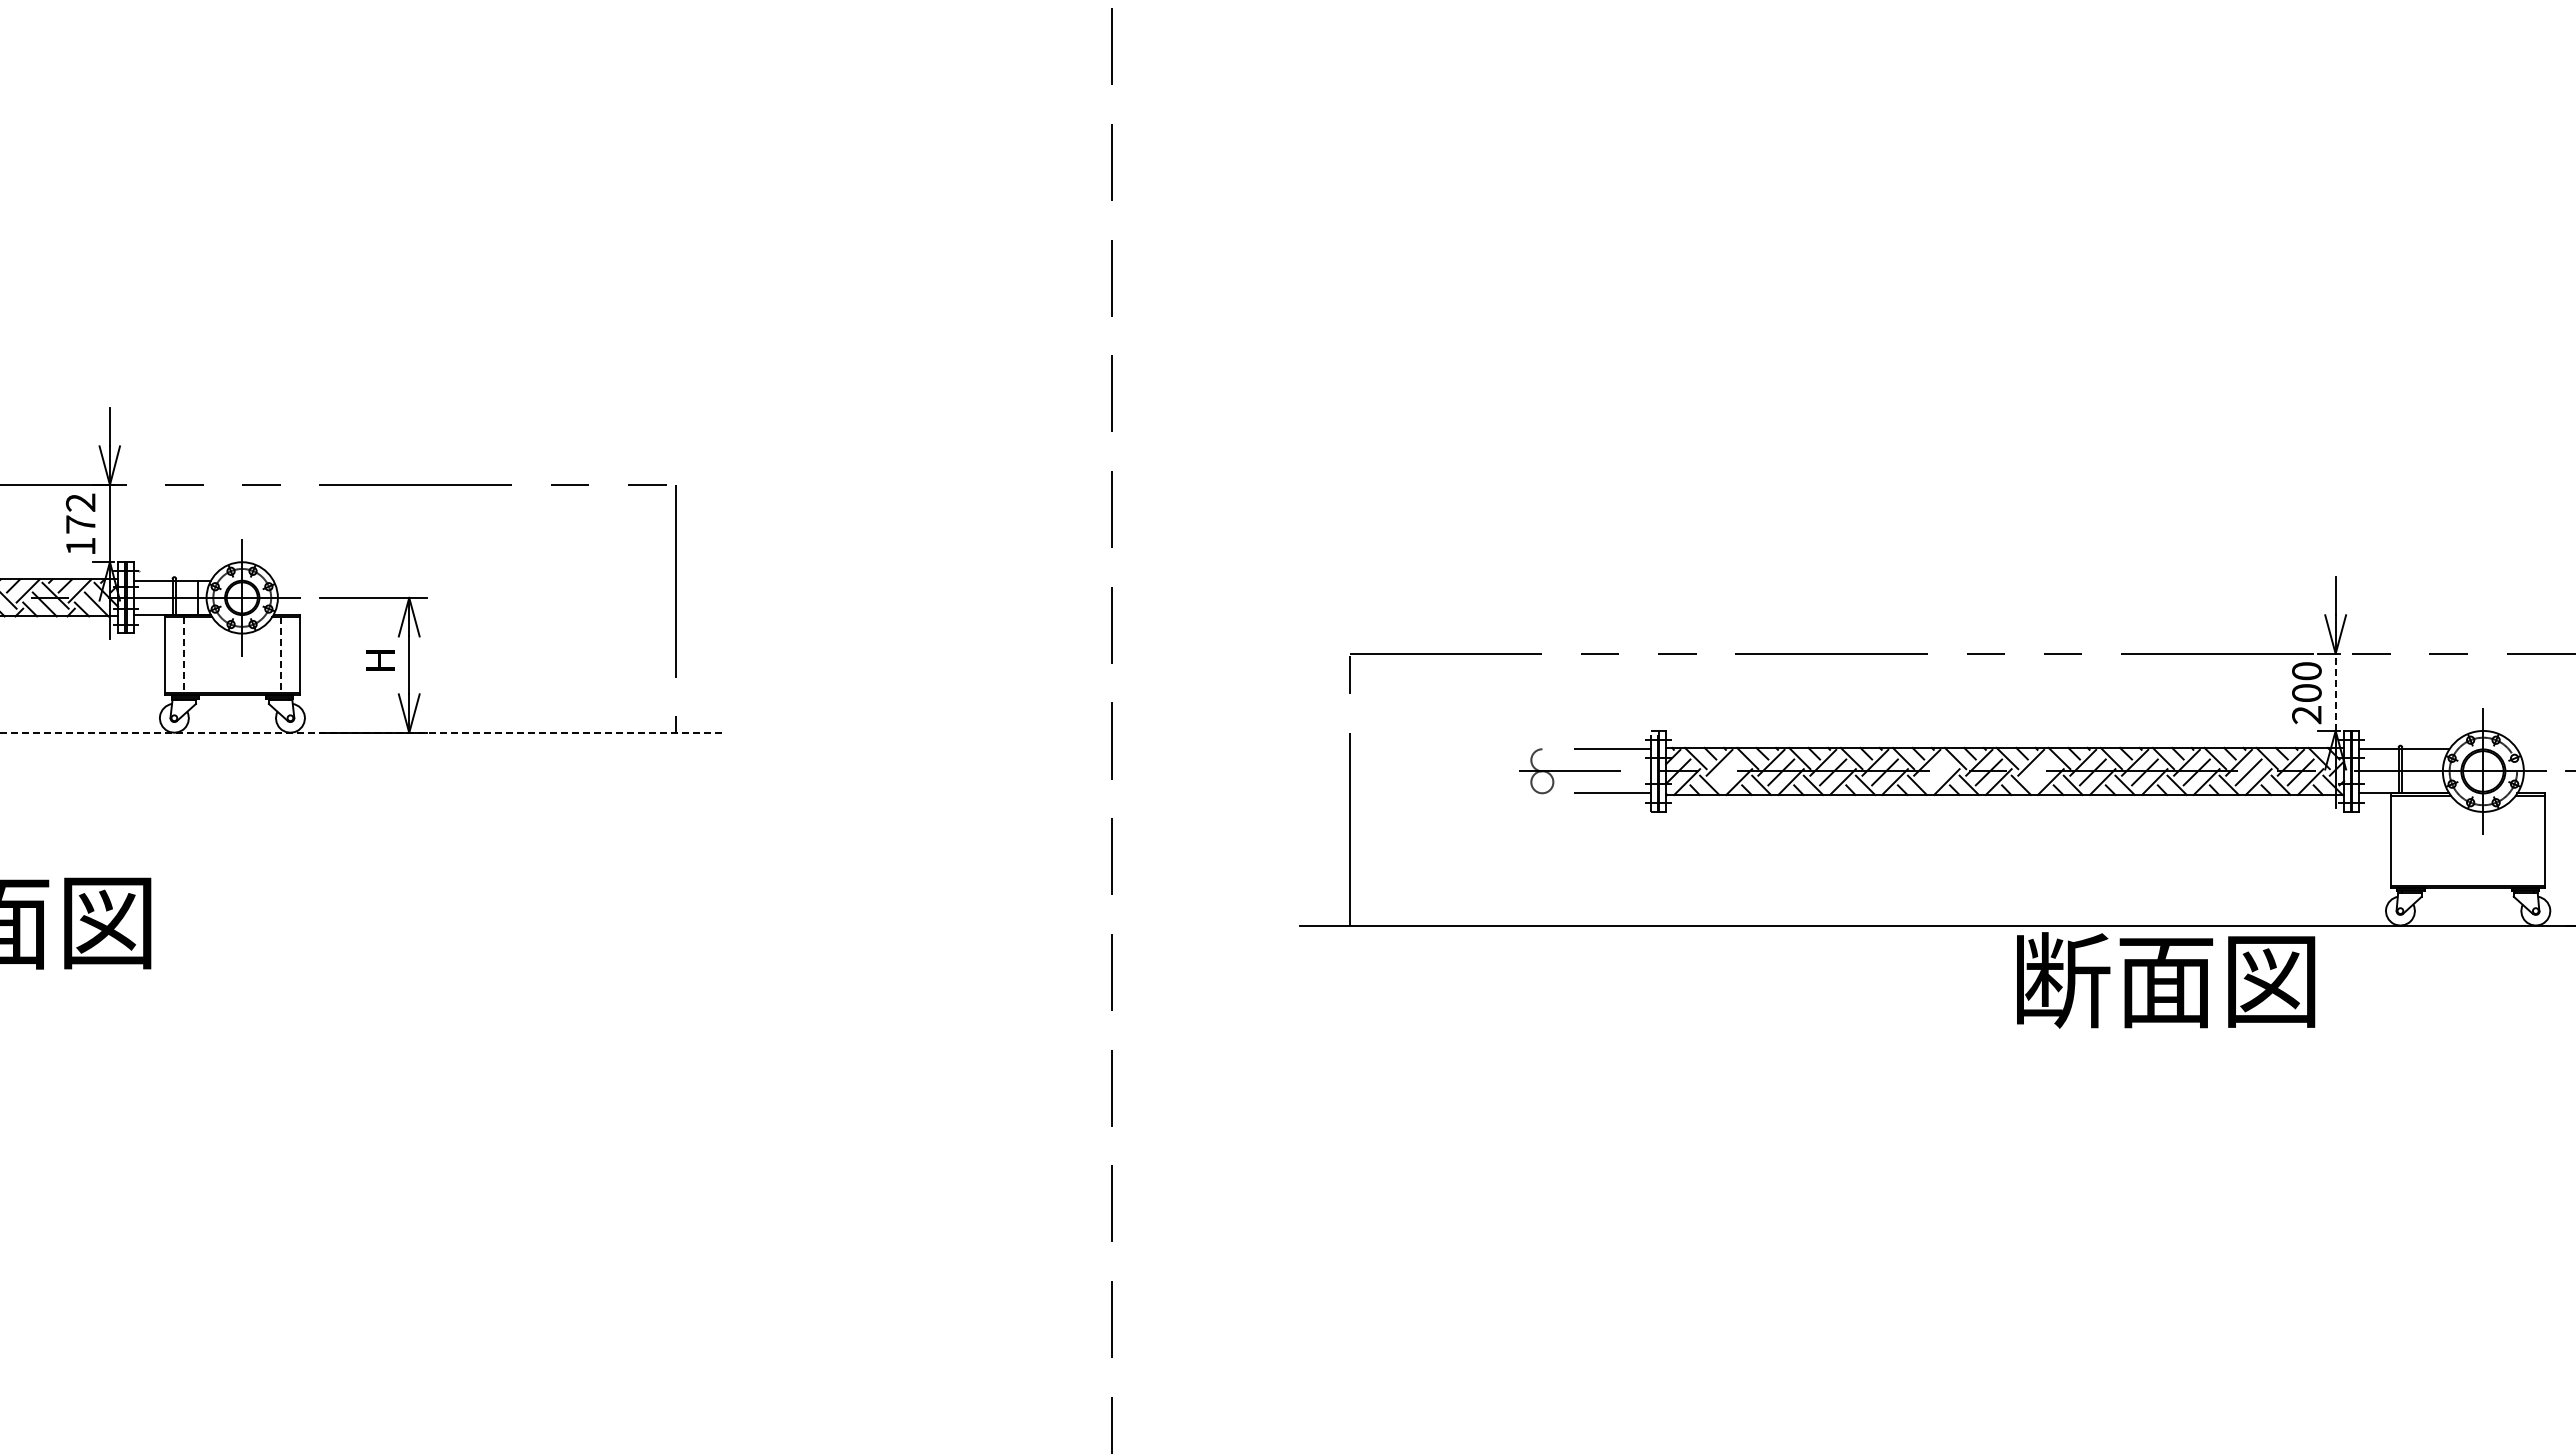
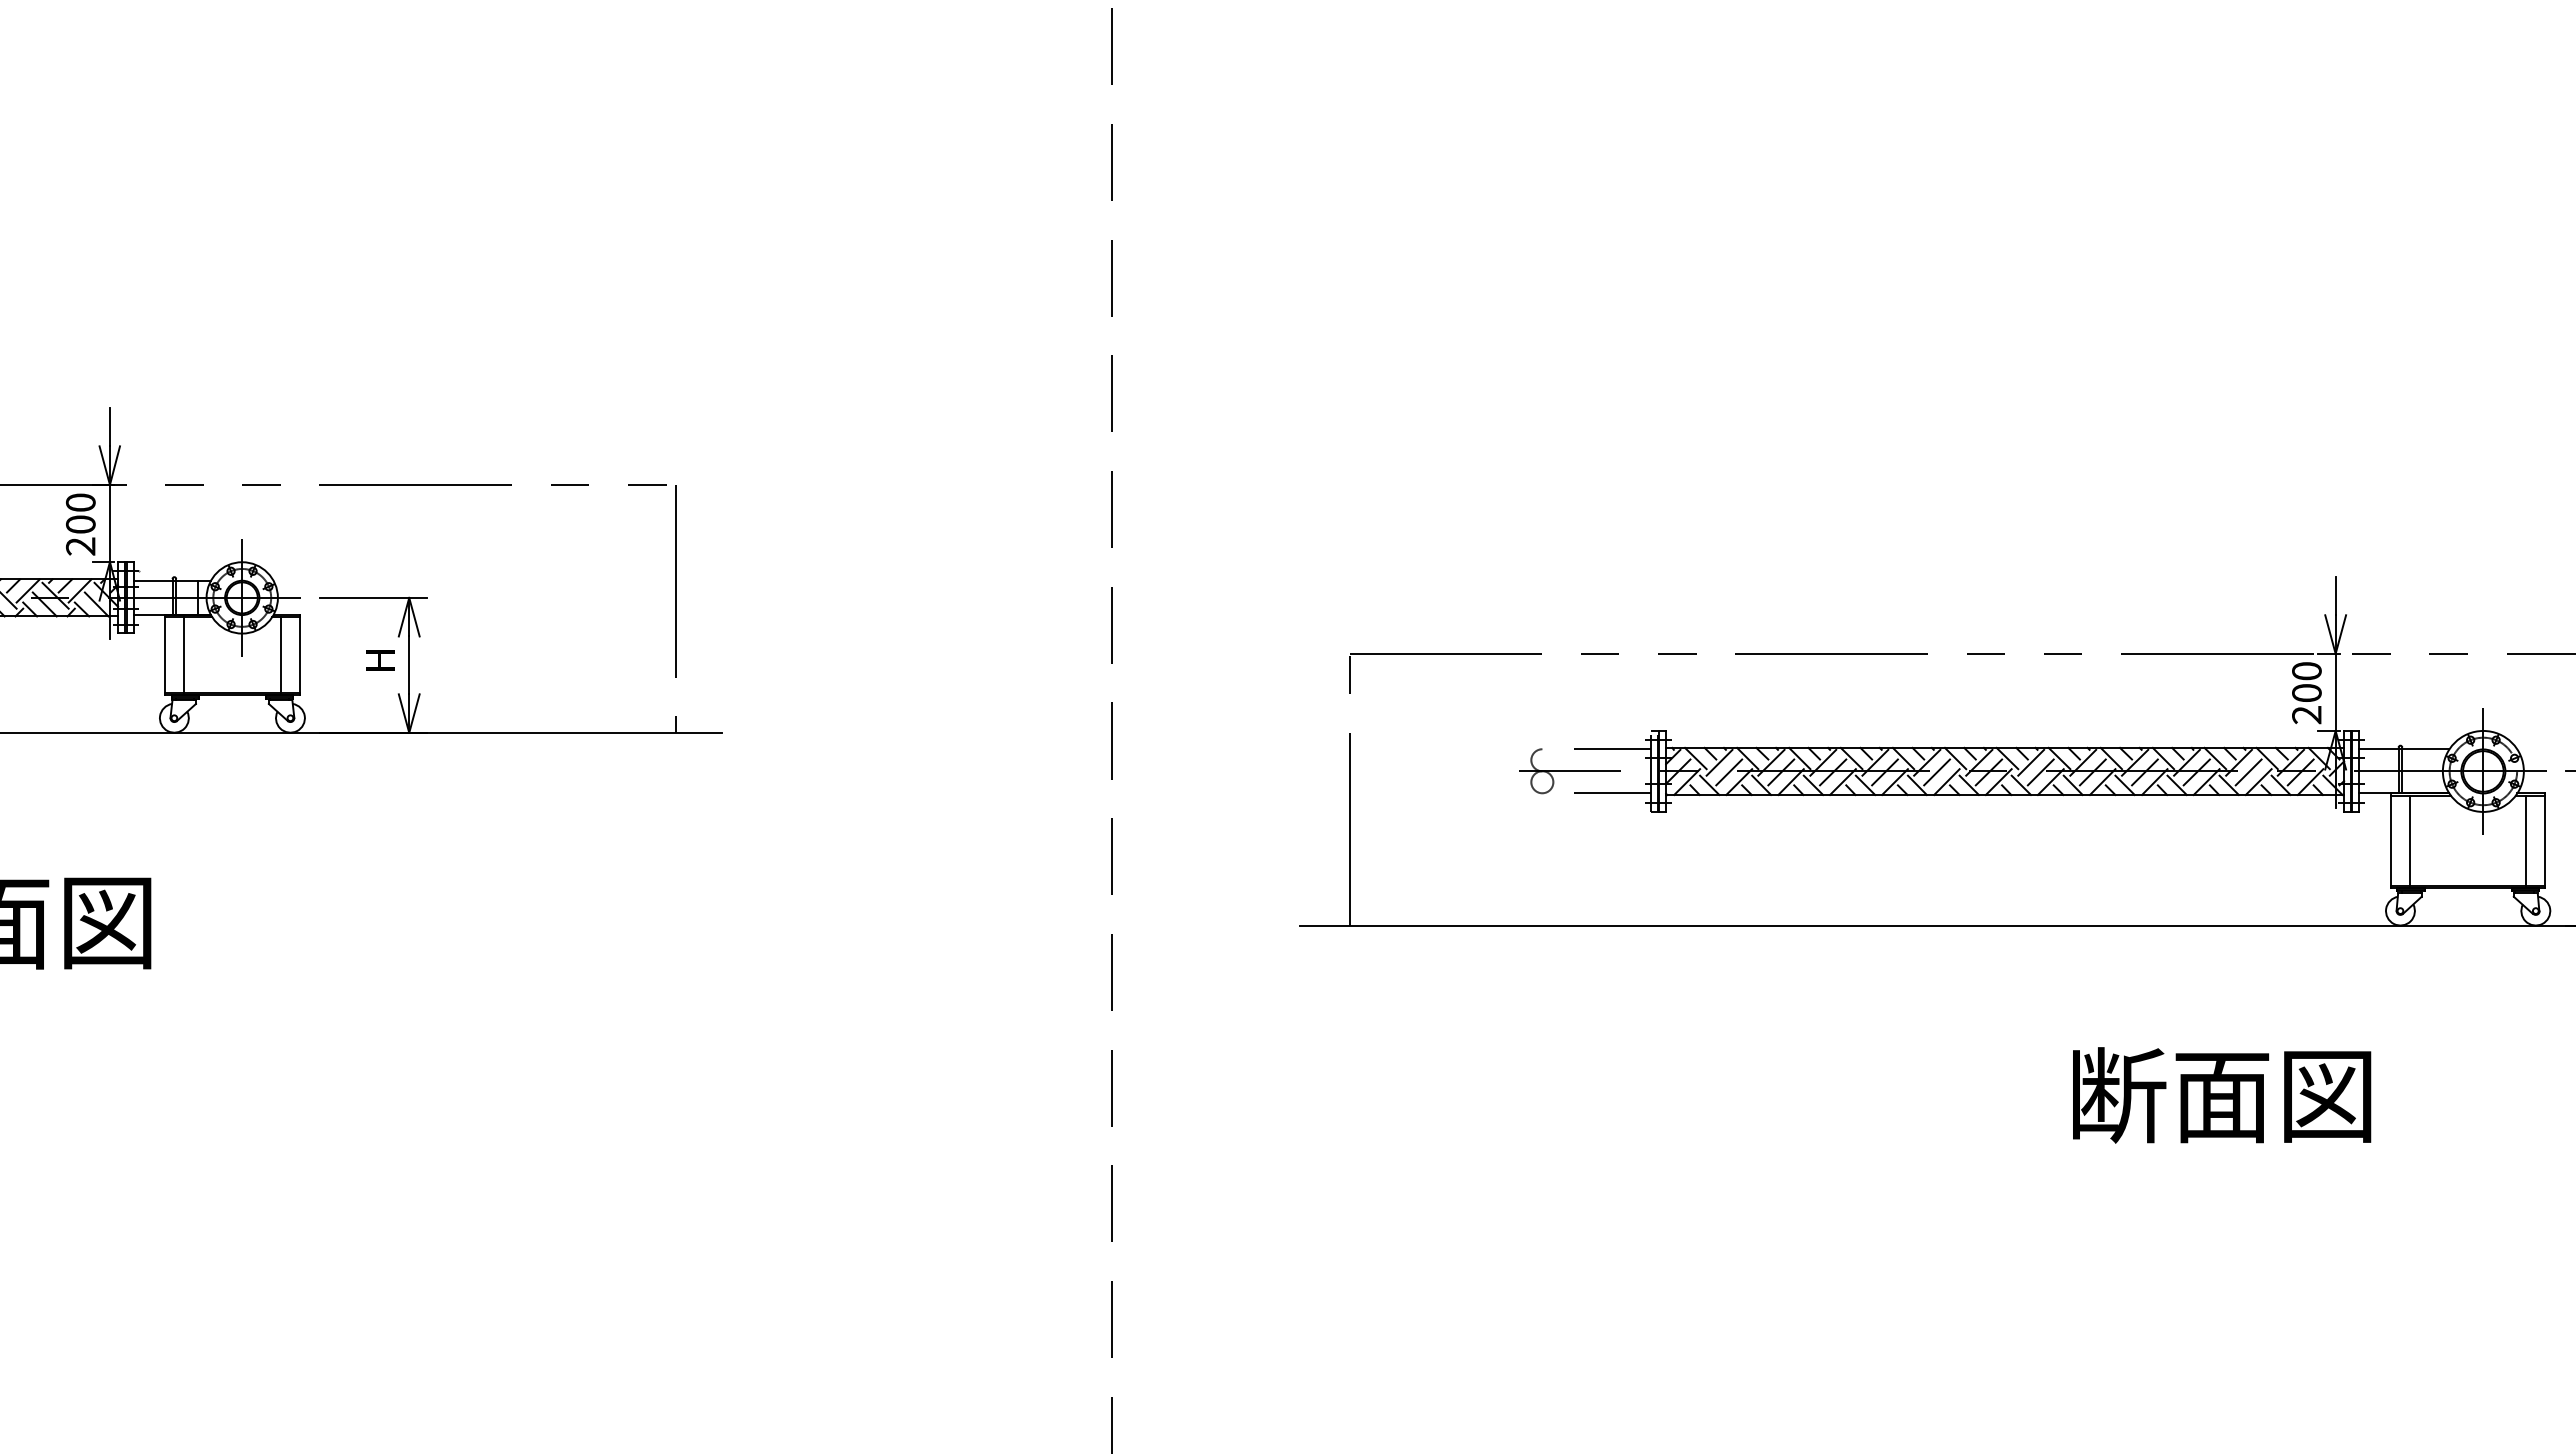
text: 172 -> 200 (80, 524)
line: dashed -> solid (184, 655)
line: dashed -> solid (280, 655)
line: dashed -> solid (2335, 692)
line: dashed -> solid (361, 732)
line: none -> present (1729, 772)
line: none -> present (1937, 772)
line: none -> present (2040, 772)
line: none -> present (2410, 840)
line: none -> present (2525, 840)
text position: (2166, 980) -> (2222, 1095) (2222, 1095)
